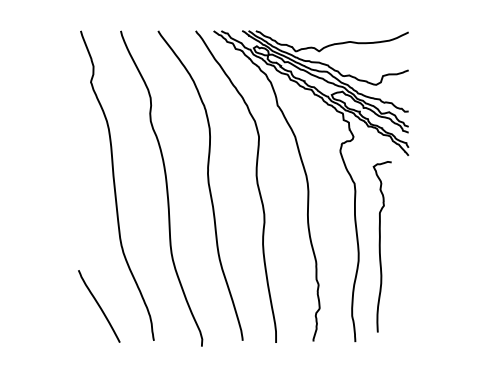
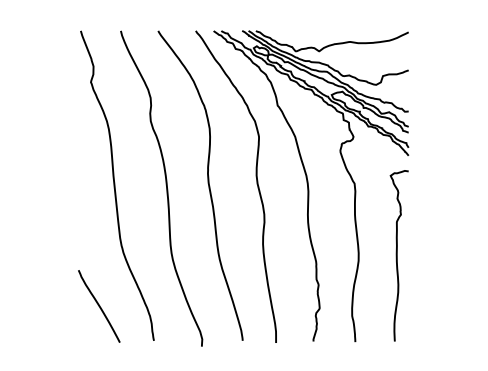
curve position: (380, 246) -> (397, 255) (397, 255)
